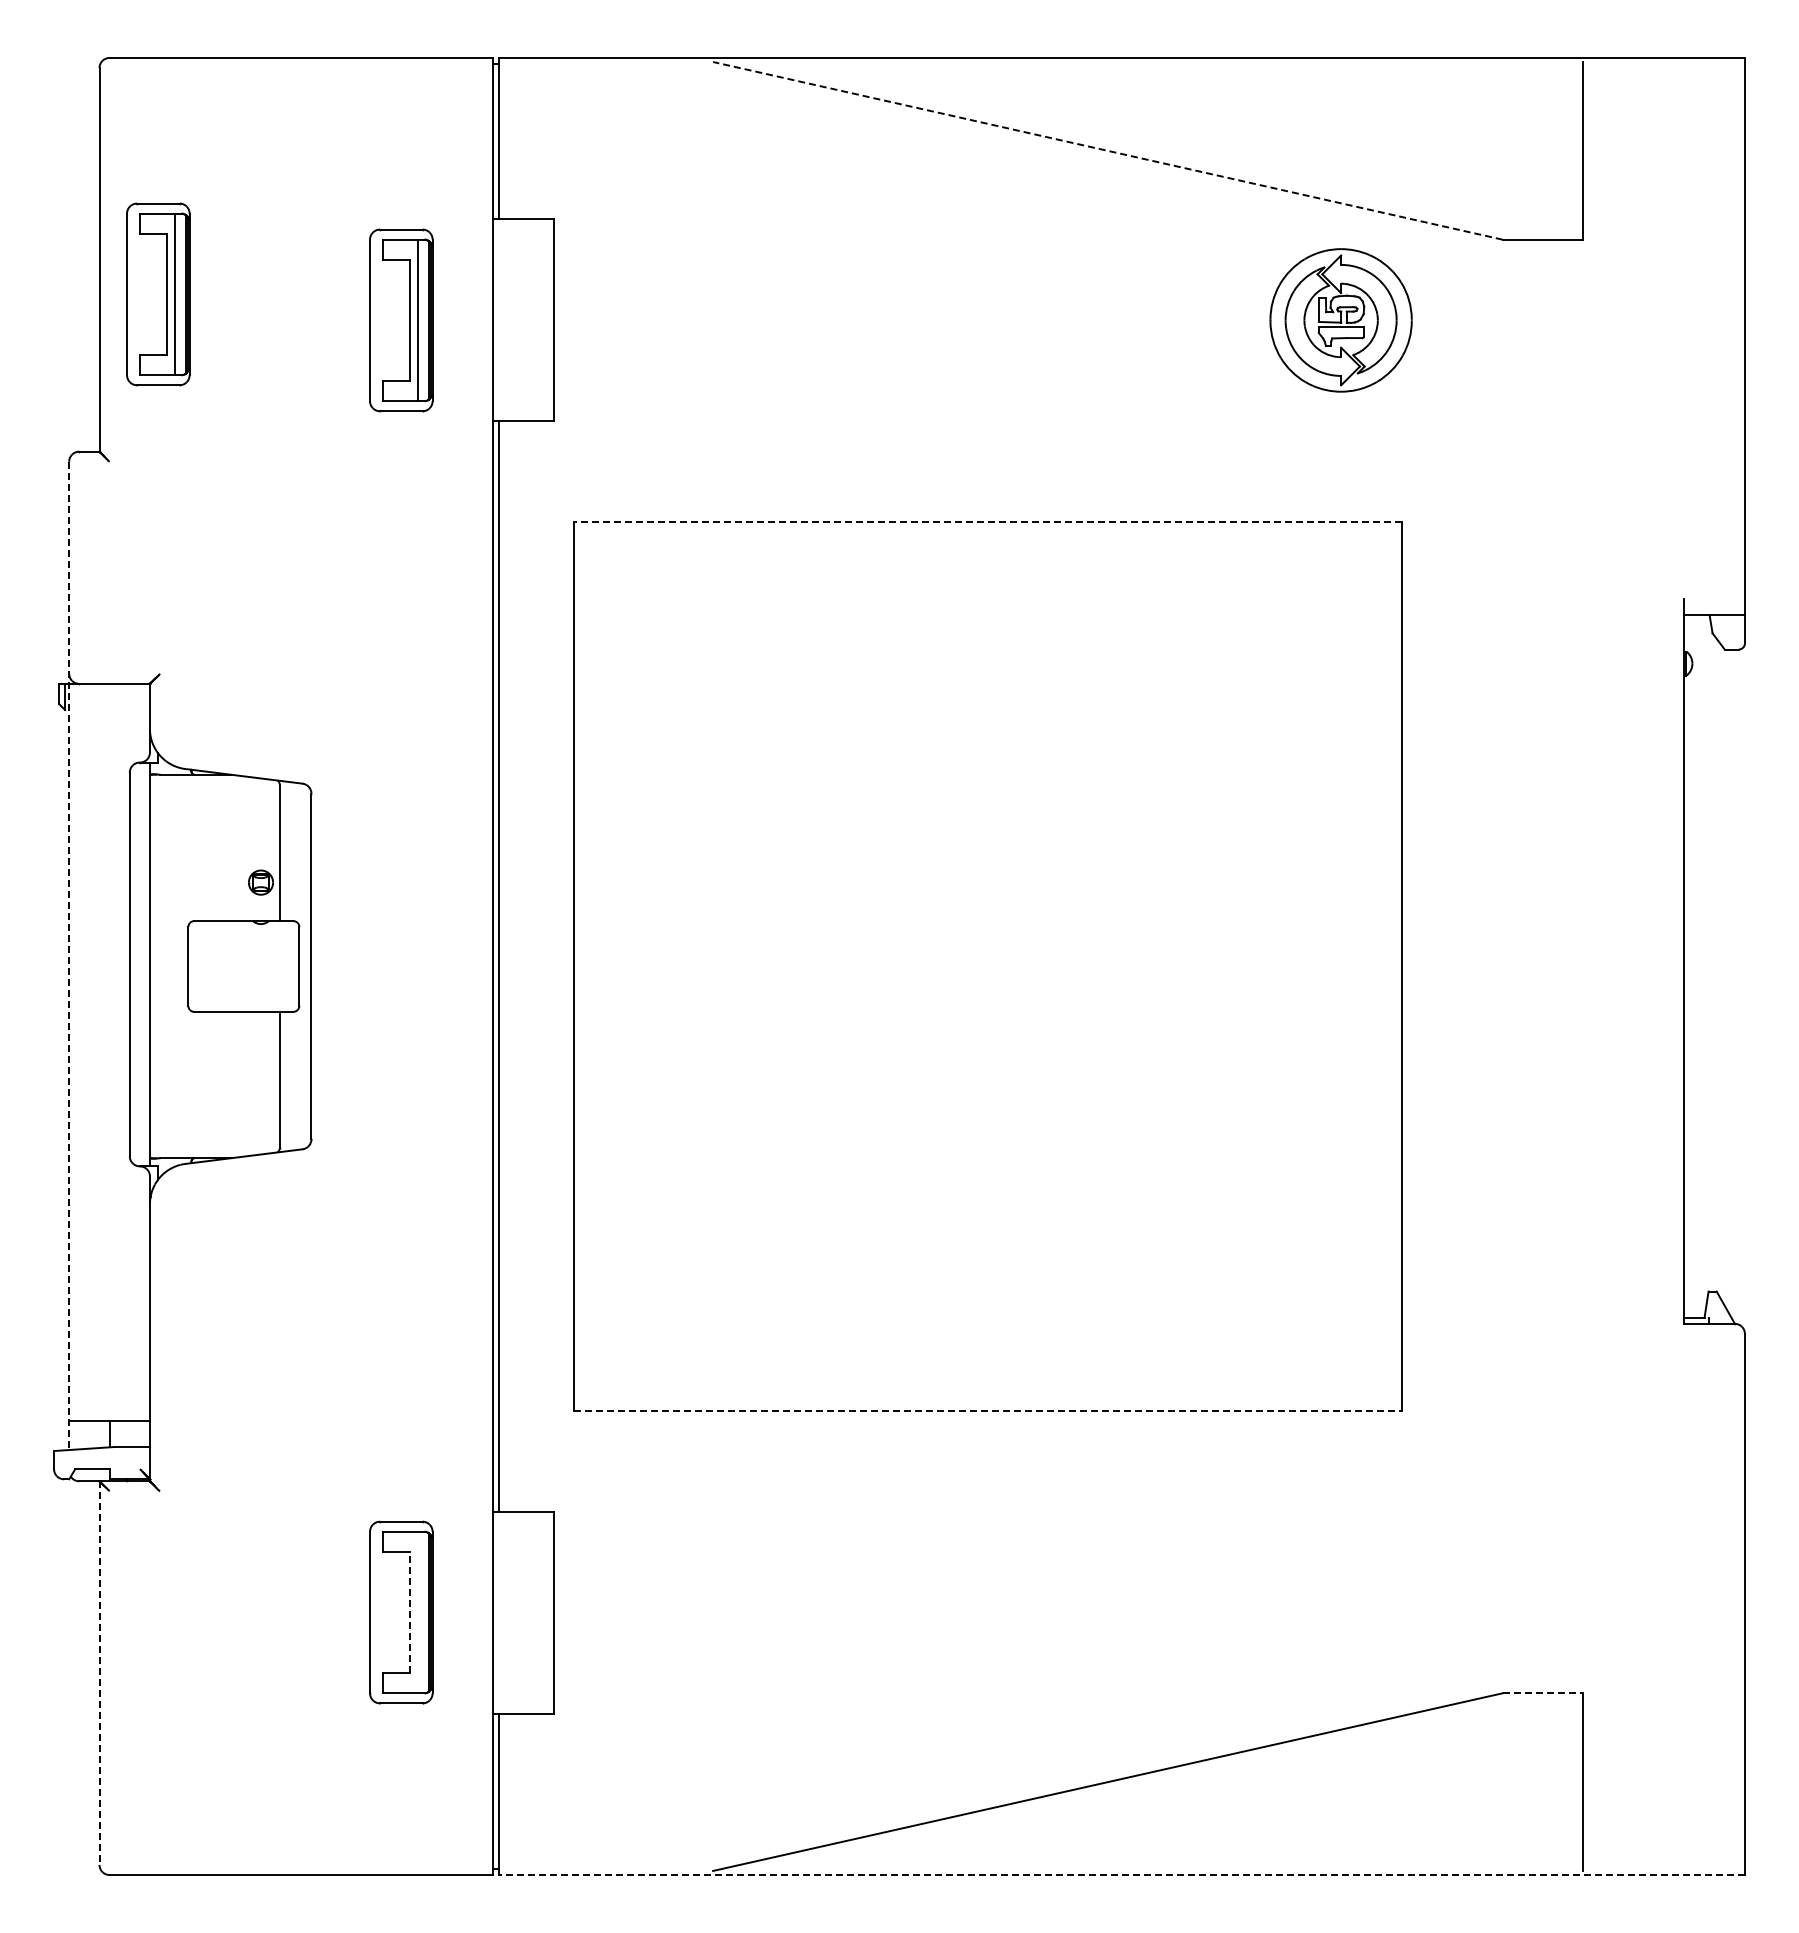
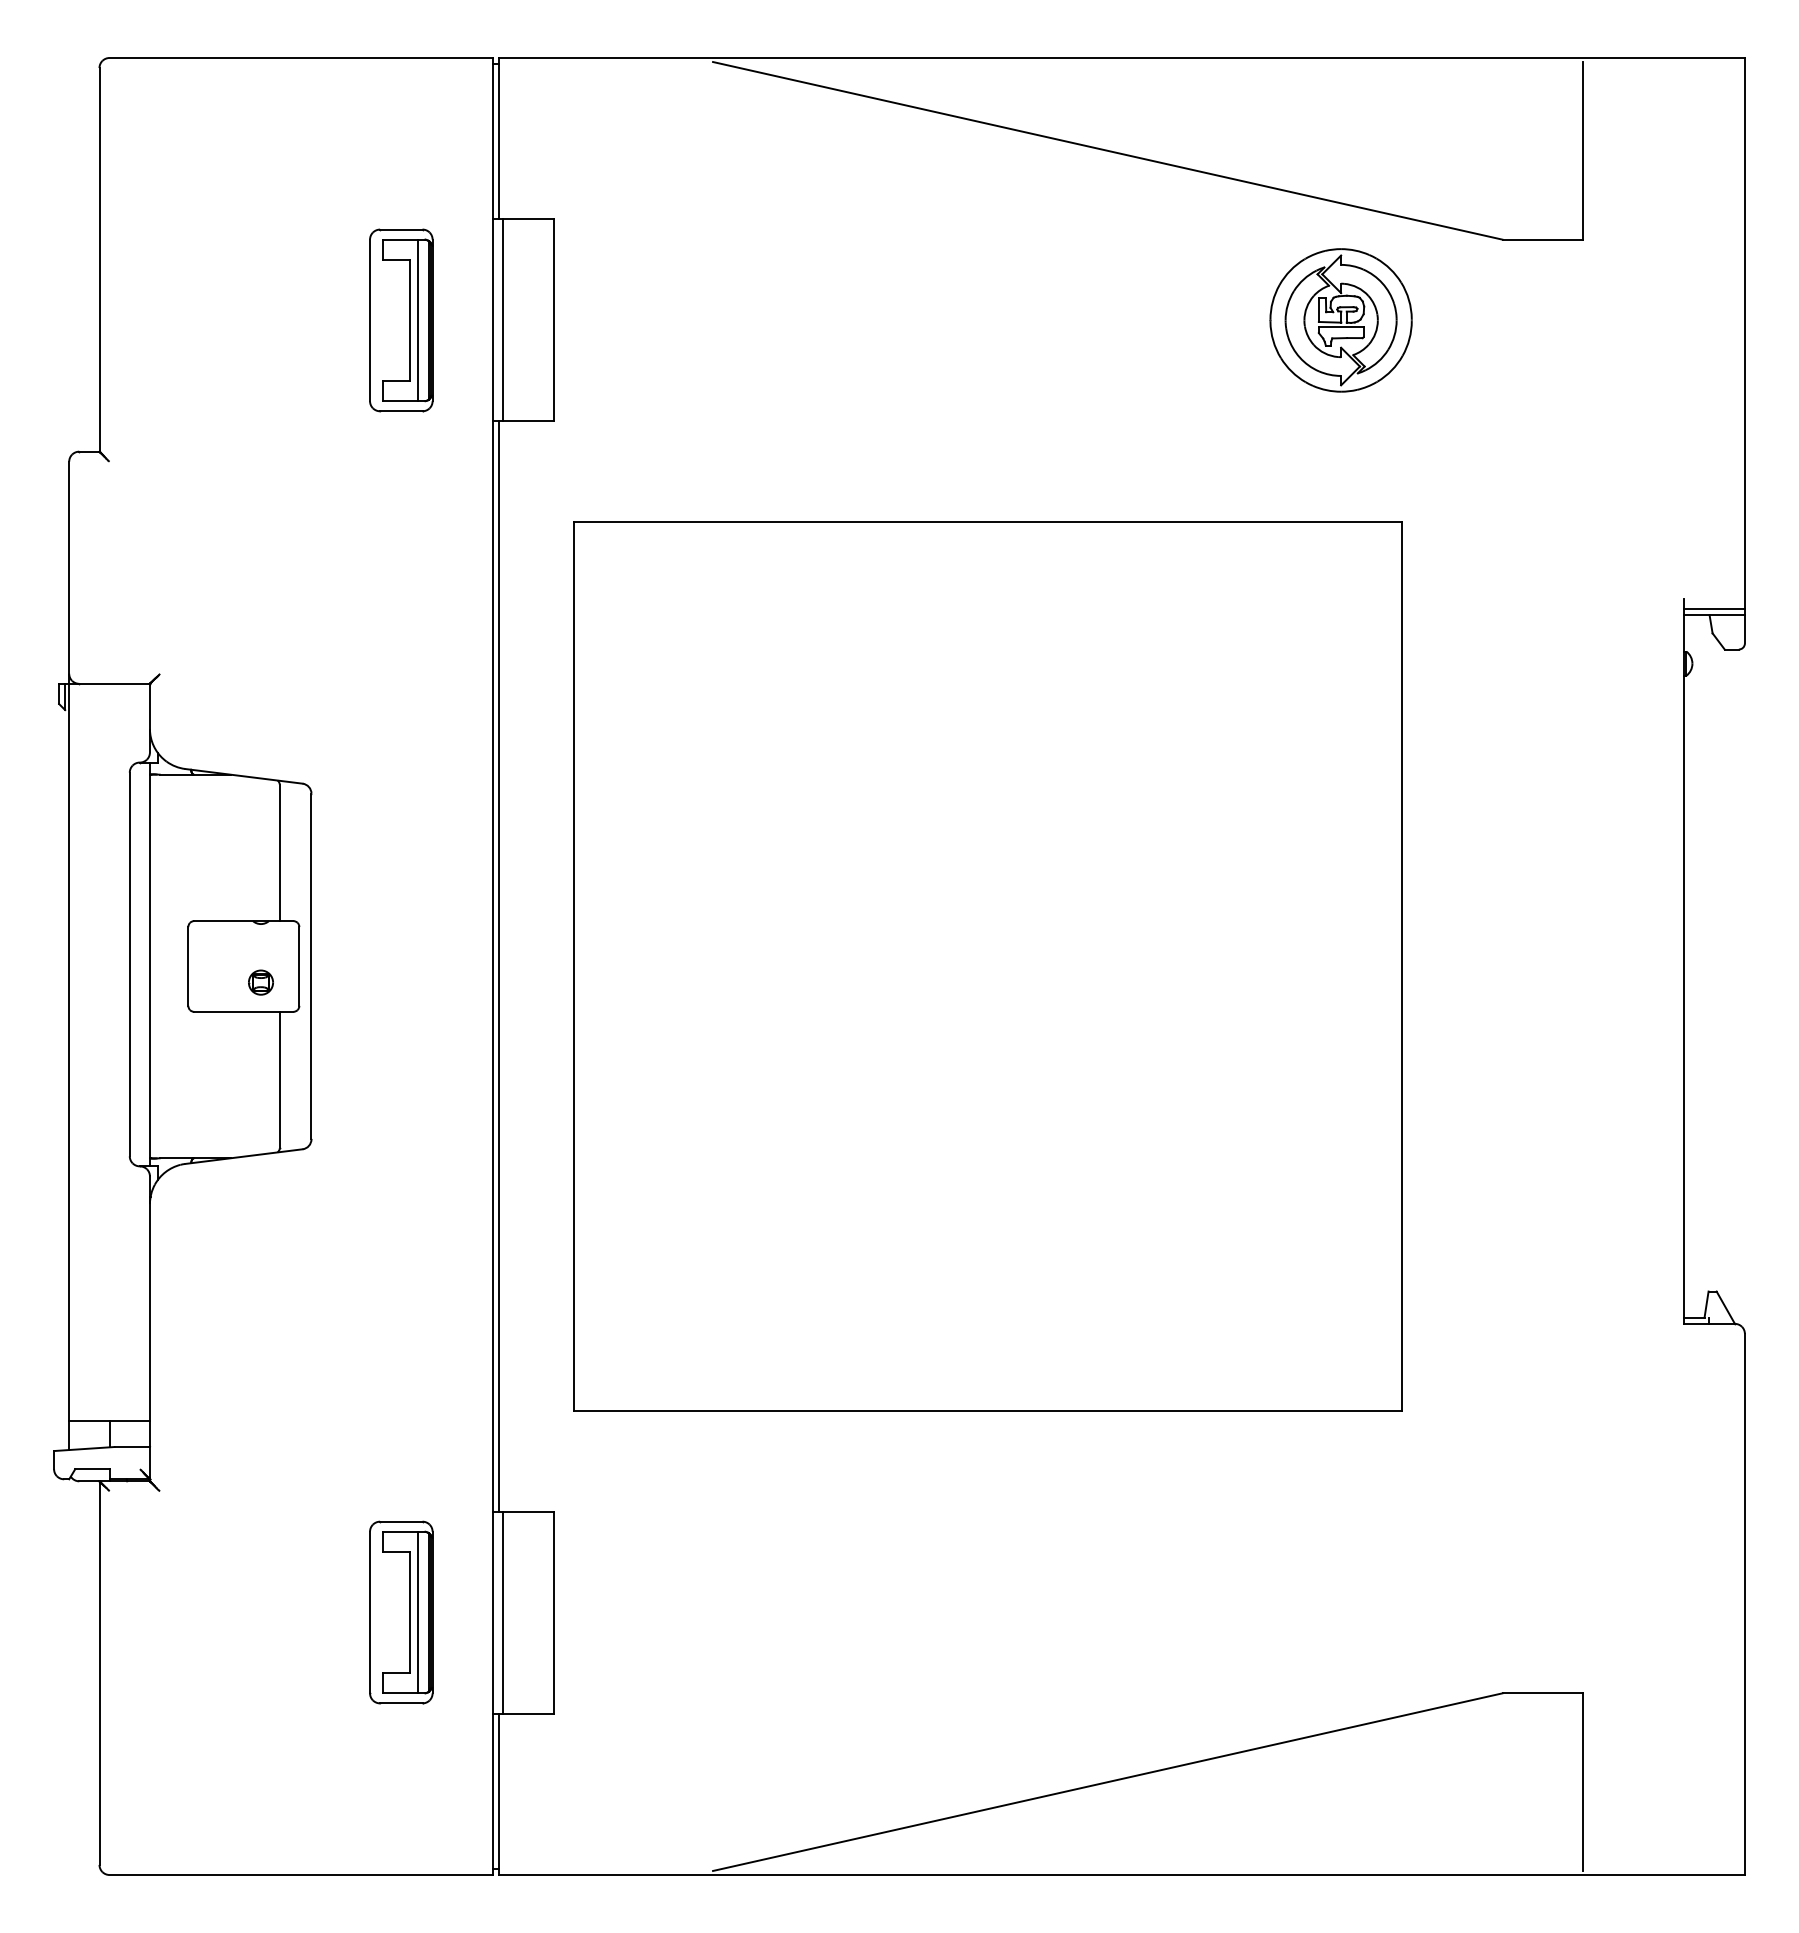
line: dashed -> solid (1107, 150)
part: present -> none (158, 294)
line: none -> present (503, 320)
line: dashed -> solid (987, 522)
line: none -> present (1714, 609)
part position: (260, 882) -> (260, 982) (260, 982)
line: dashed -> solid (69, 956)
line: dashed -> solid (987, 1410)
line: dashed -> solid (410, 1612)
line: none -> present (418, 1612)
line: none -> present (503, 1612)
line: dashed -> solid (99, 1673)
line: dashed -> solid (1543, 1693)
line: dashed -> solid (1122, 1875)
